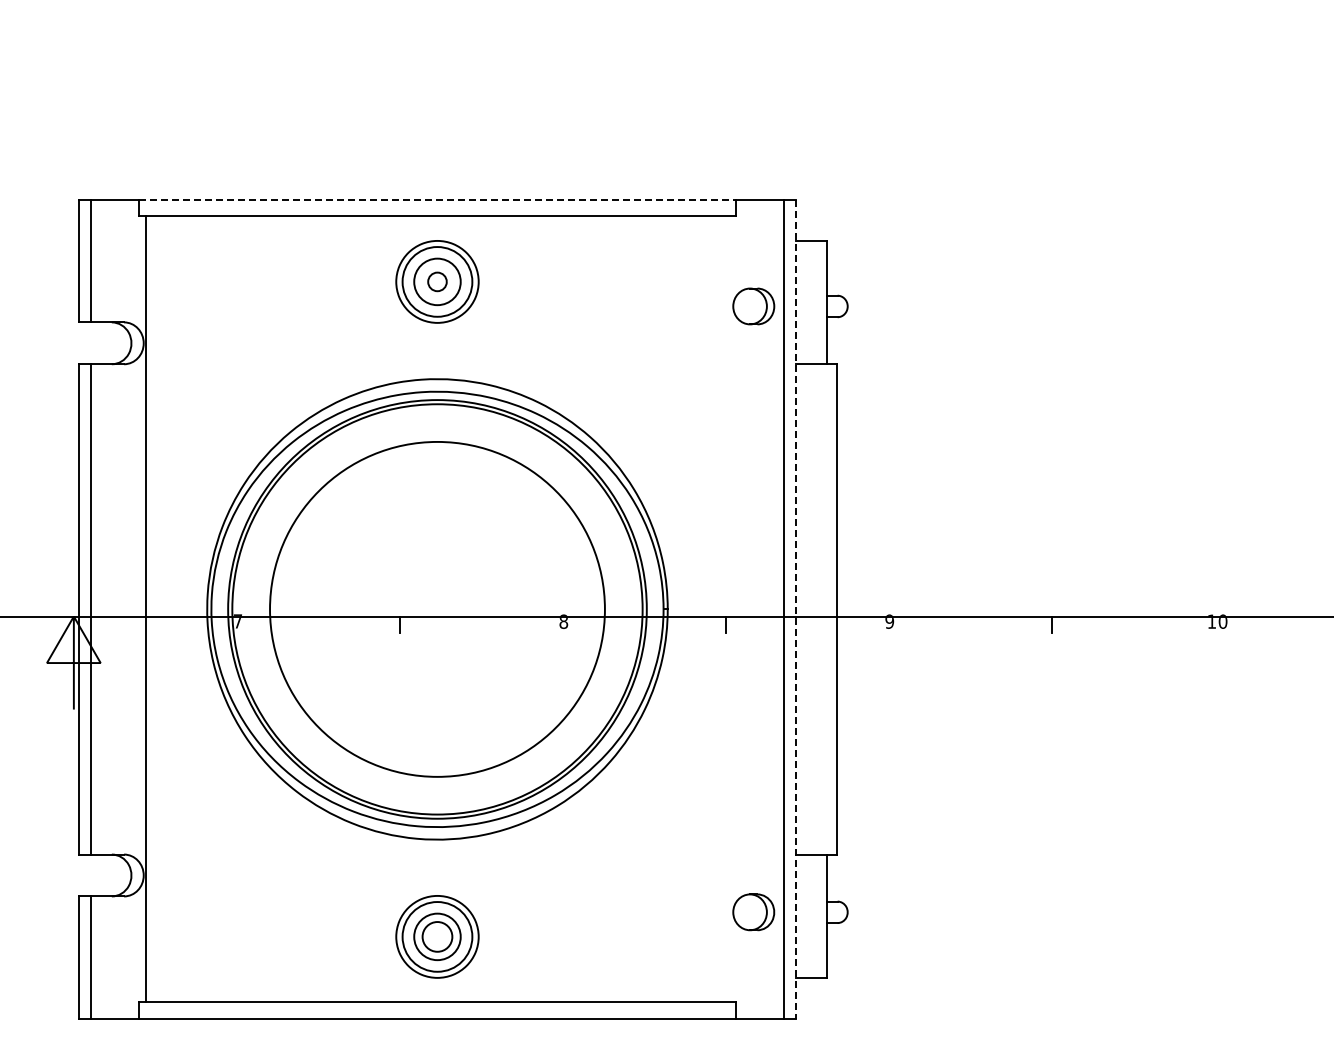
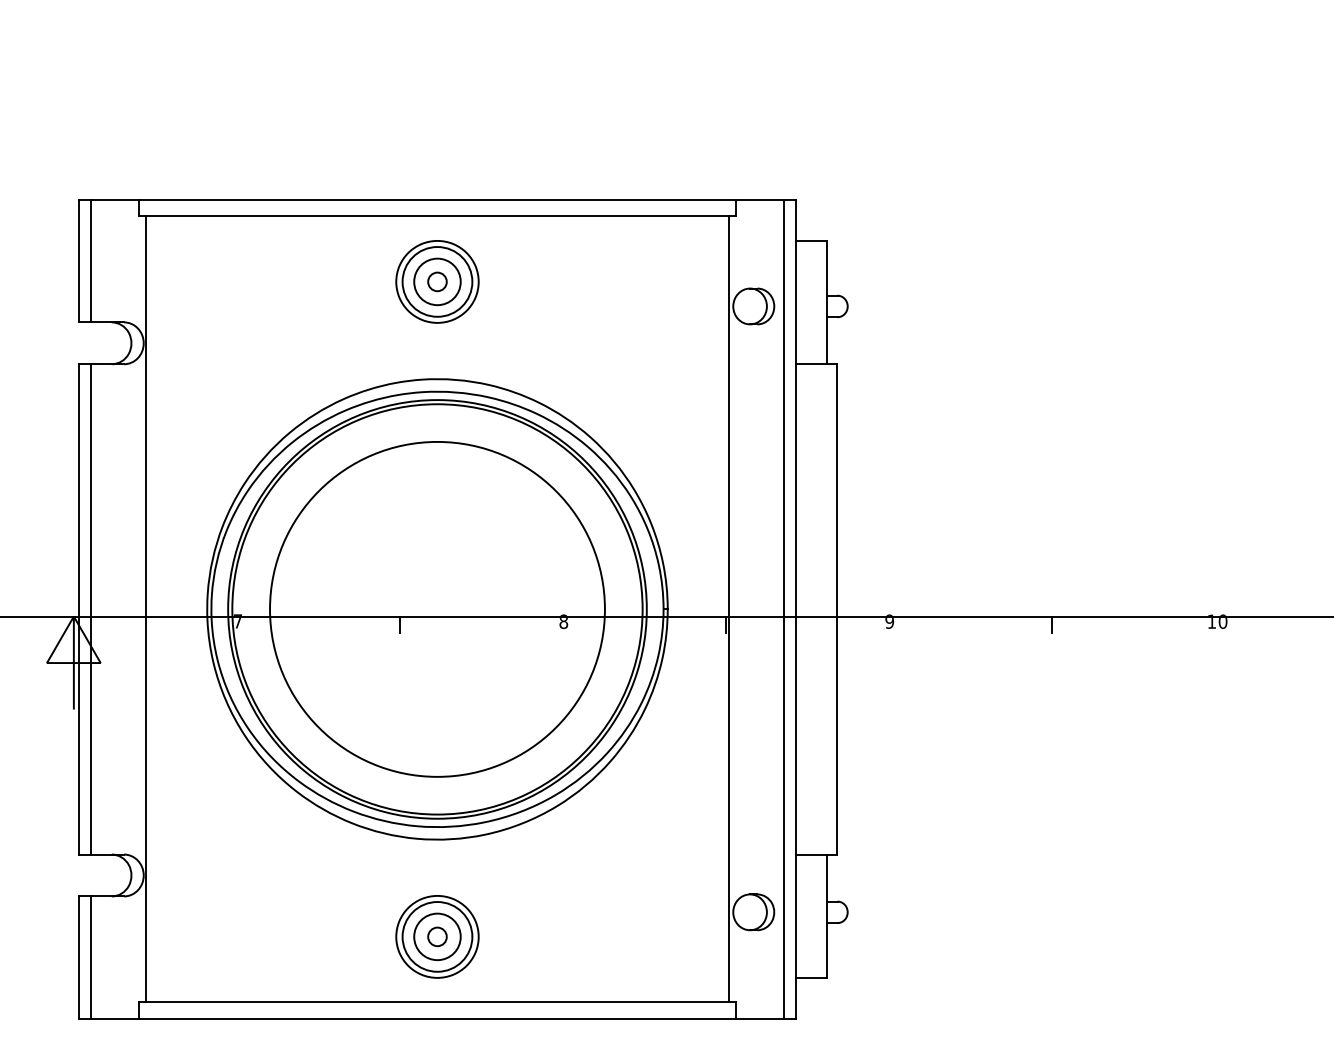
line: dashed -> solid (437, 200)
line: none -> present (729, 609)
line: dashed -> solid (795, 609)
circle diameter: 30 px -> 19 px (437, 936)
